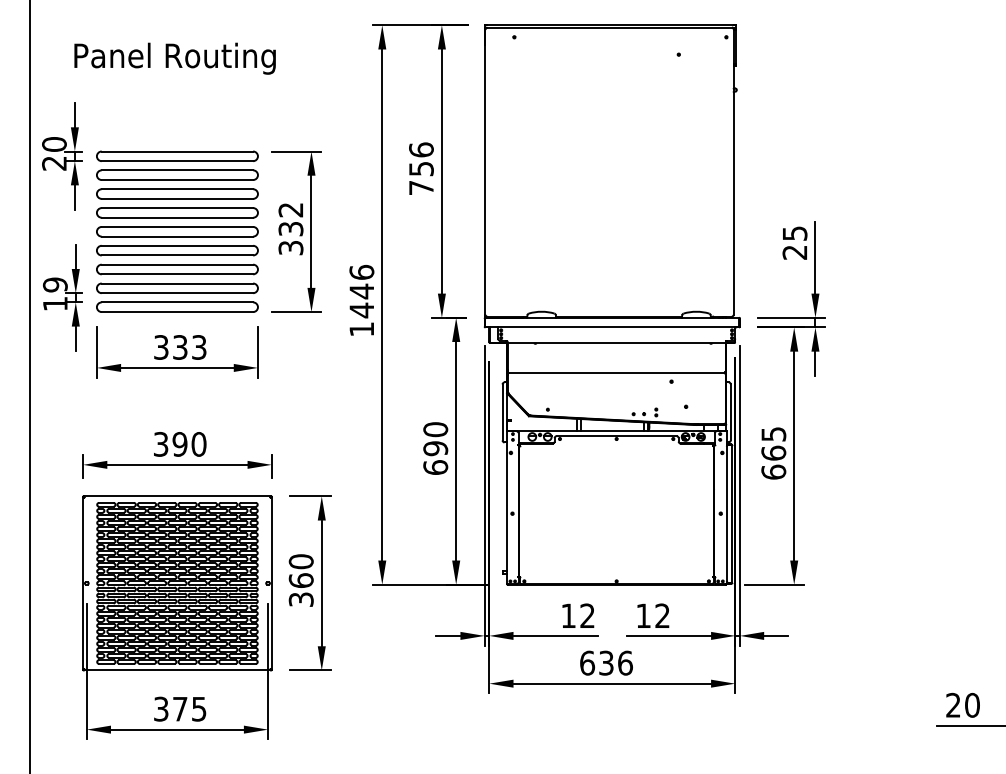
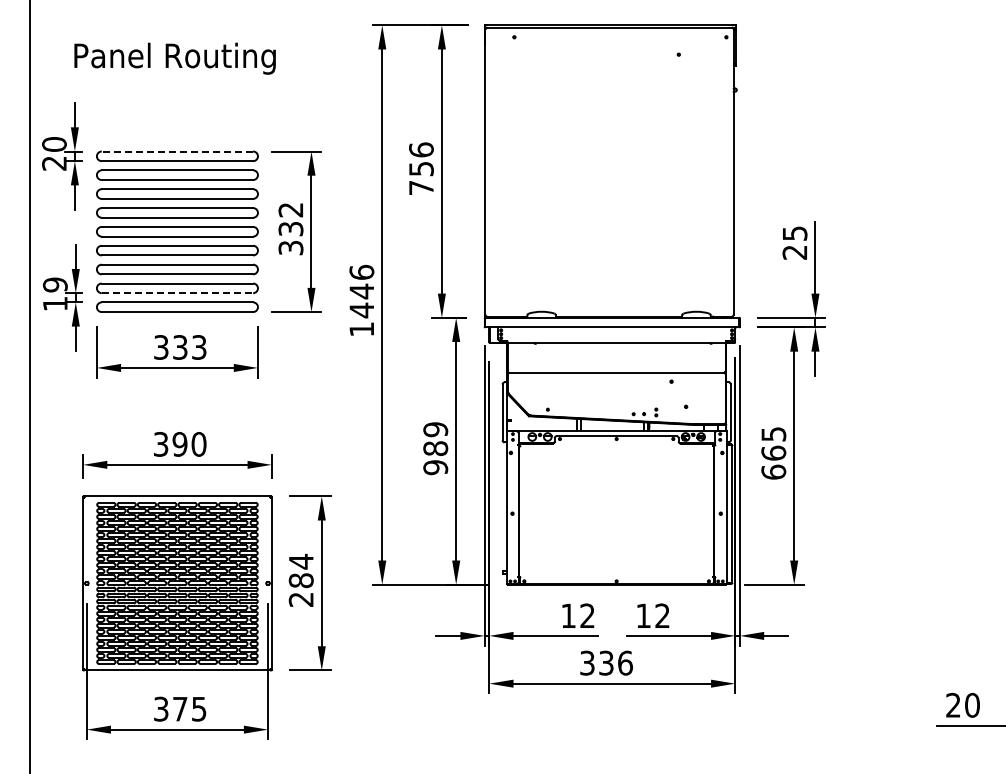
line: solid -> dashed (177, 151)
line: solid -> dashed (177, 293)
text: 690 -> 989 (435, 448)
text: 360 -> 284 (300, 579)
text: 636 -> 336 (587, 662)
